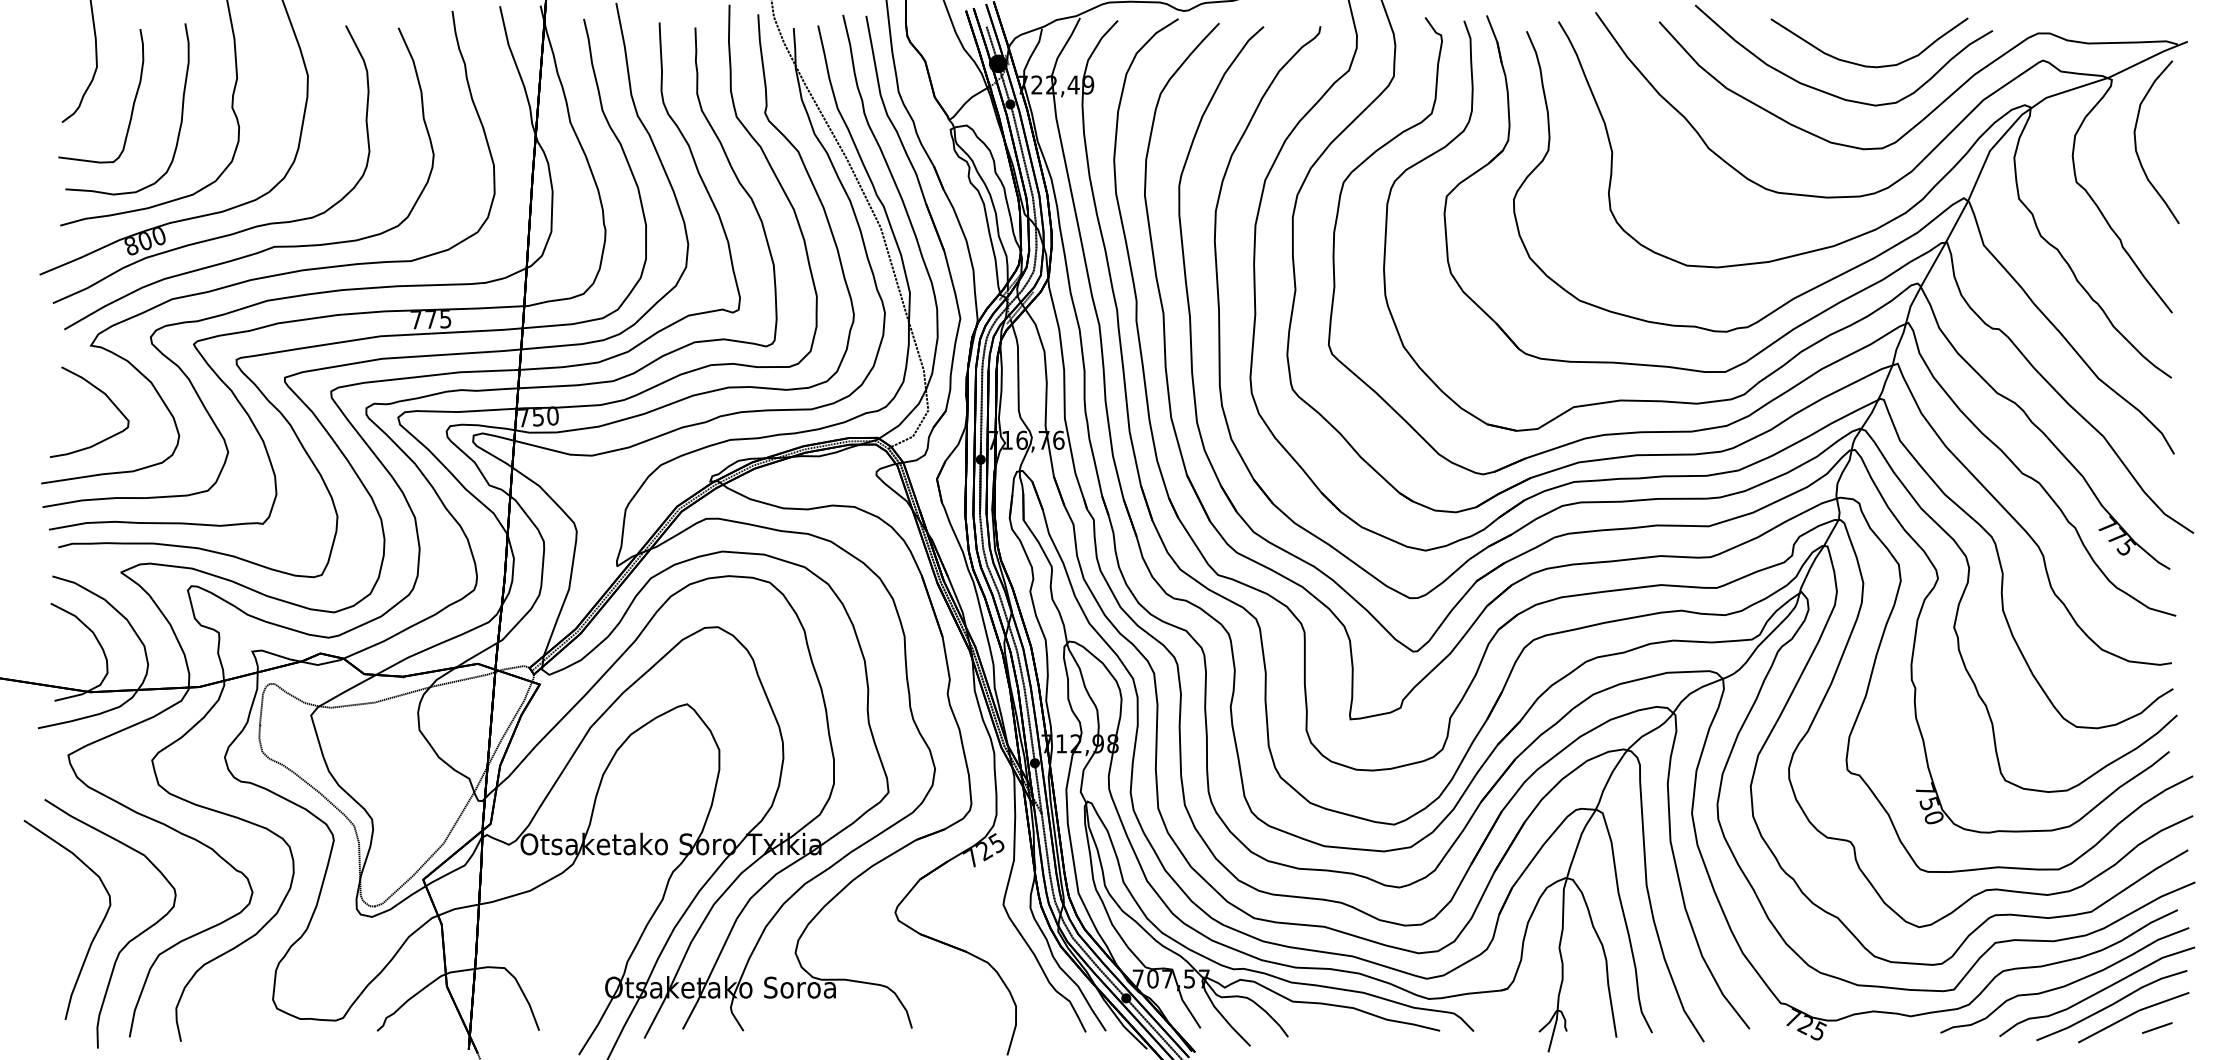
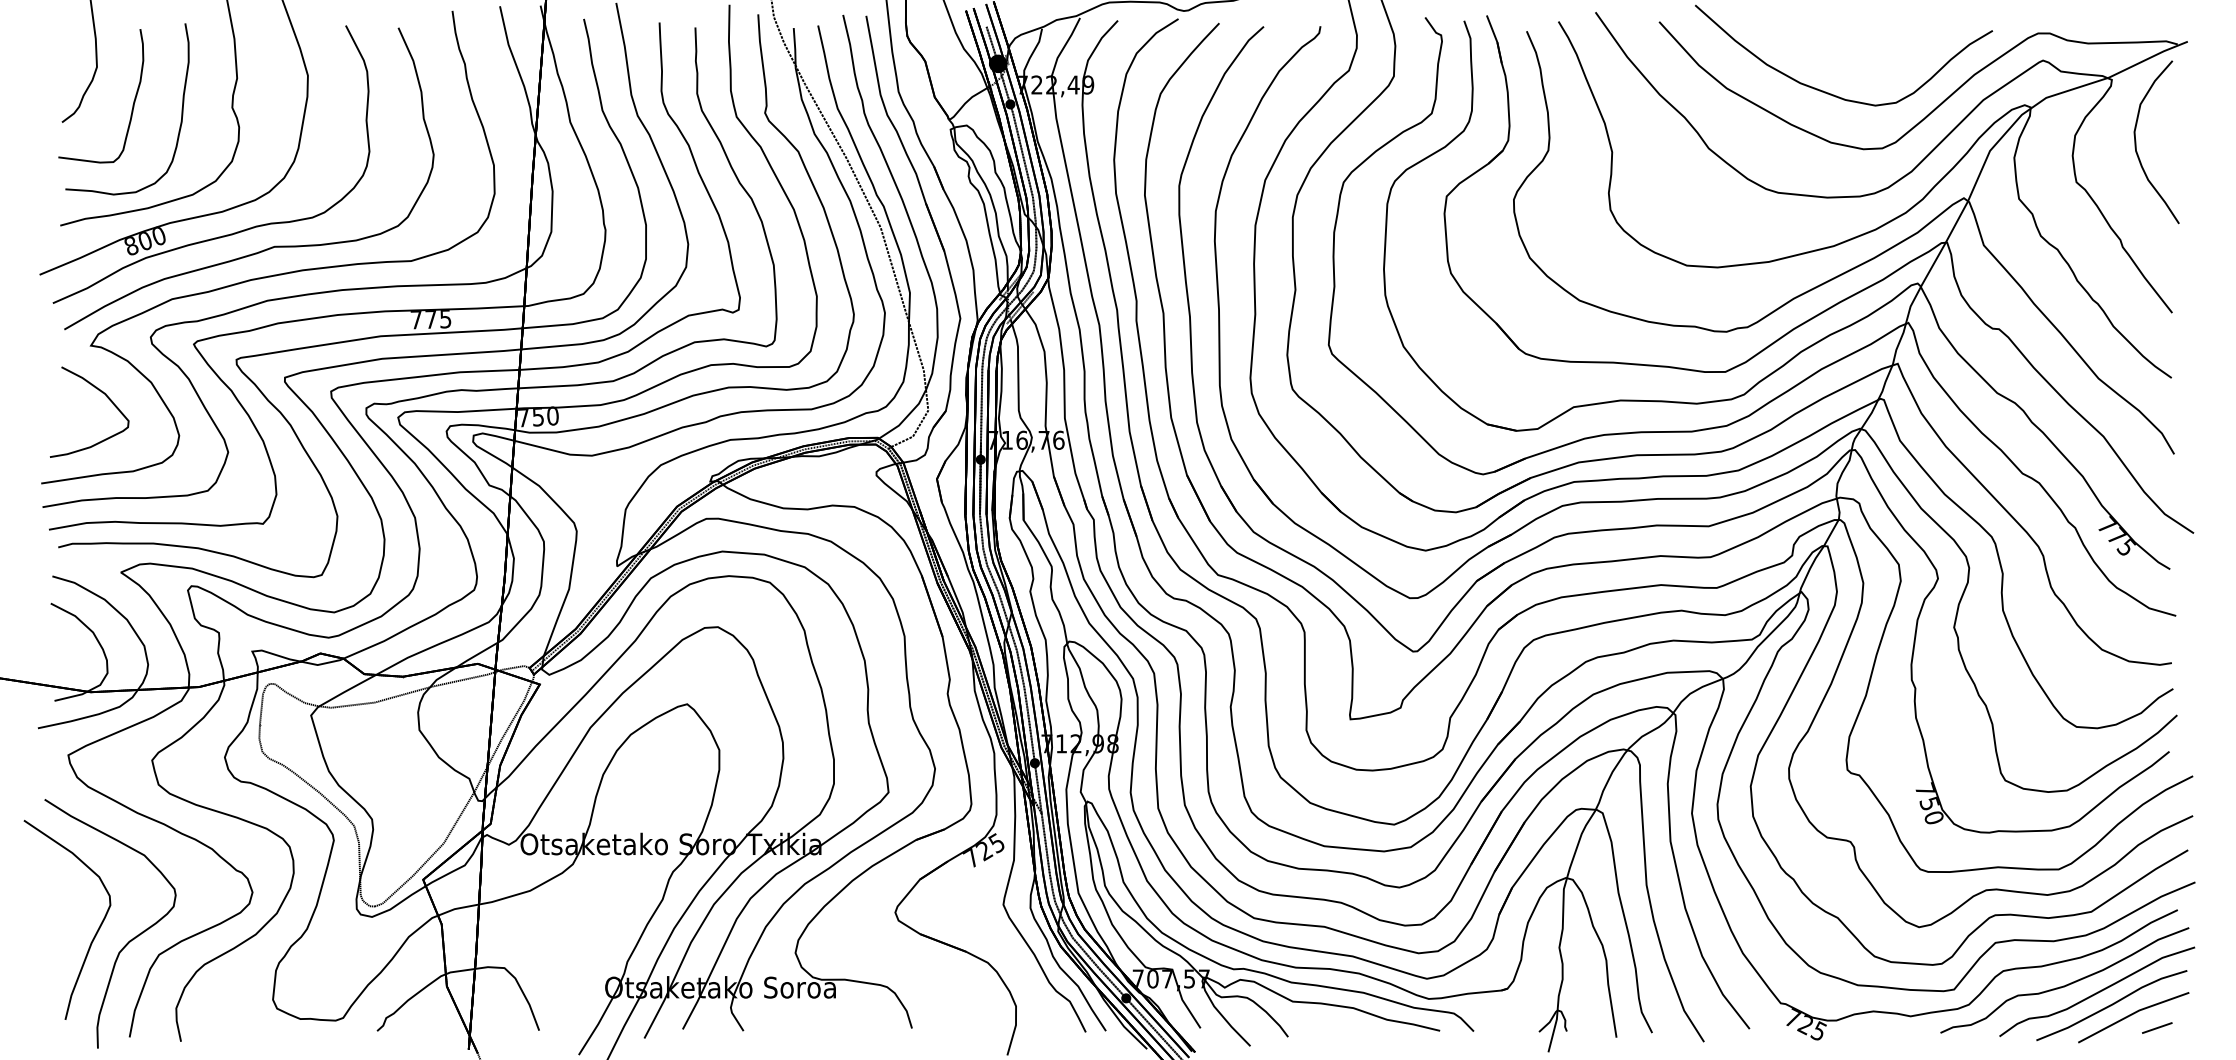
part: present -> none (1869, 65)
